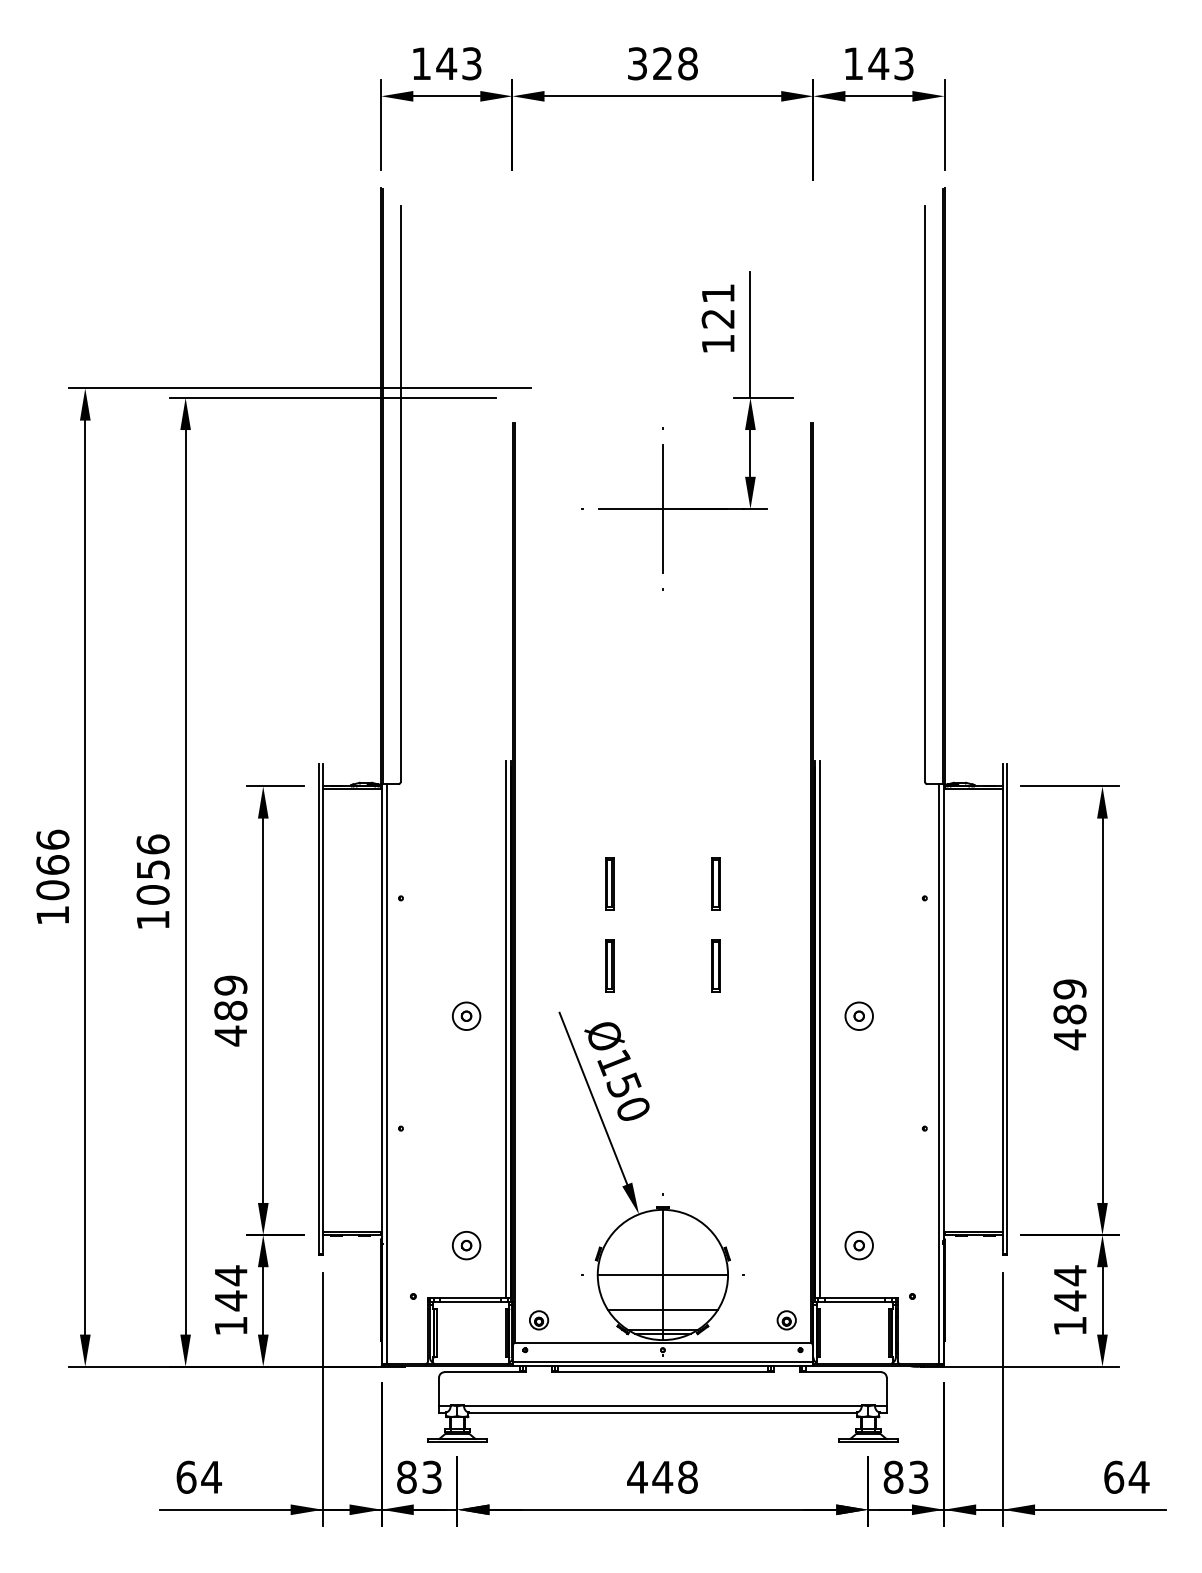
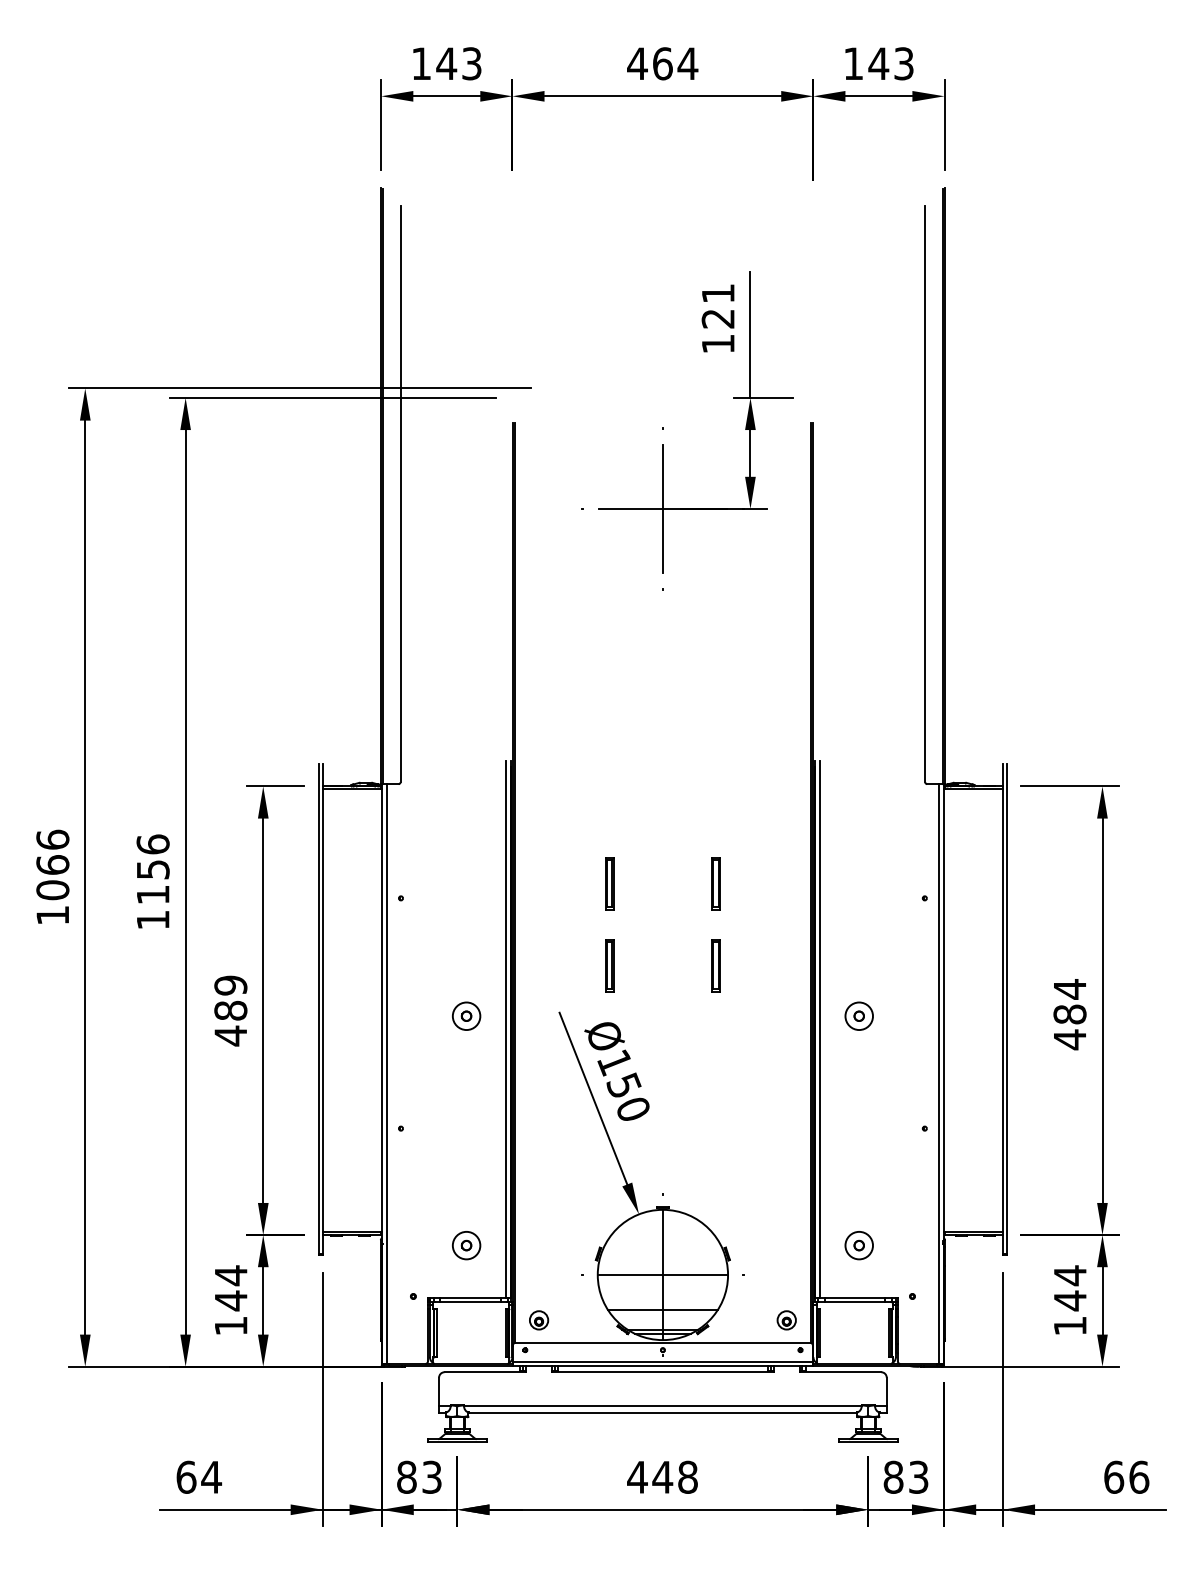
text: 328 -> 464 (662, 63)
text: 1056 -> 1156 (152, 894)
text: 489 -> 484 (1069, 989)
text: 64 -> 66 (1138, 1476)
